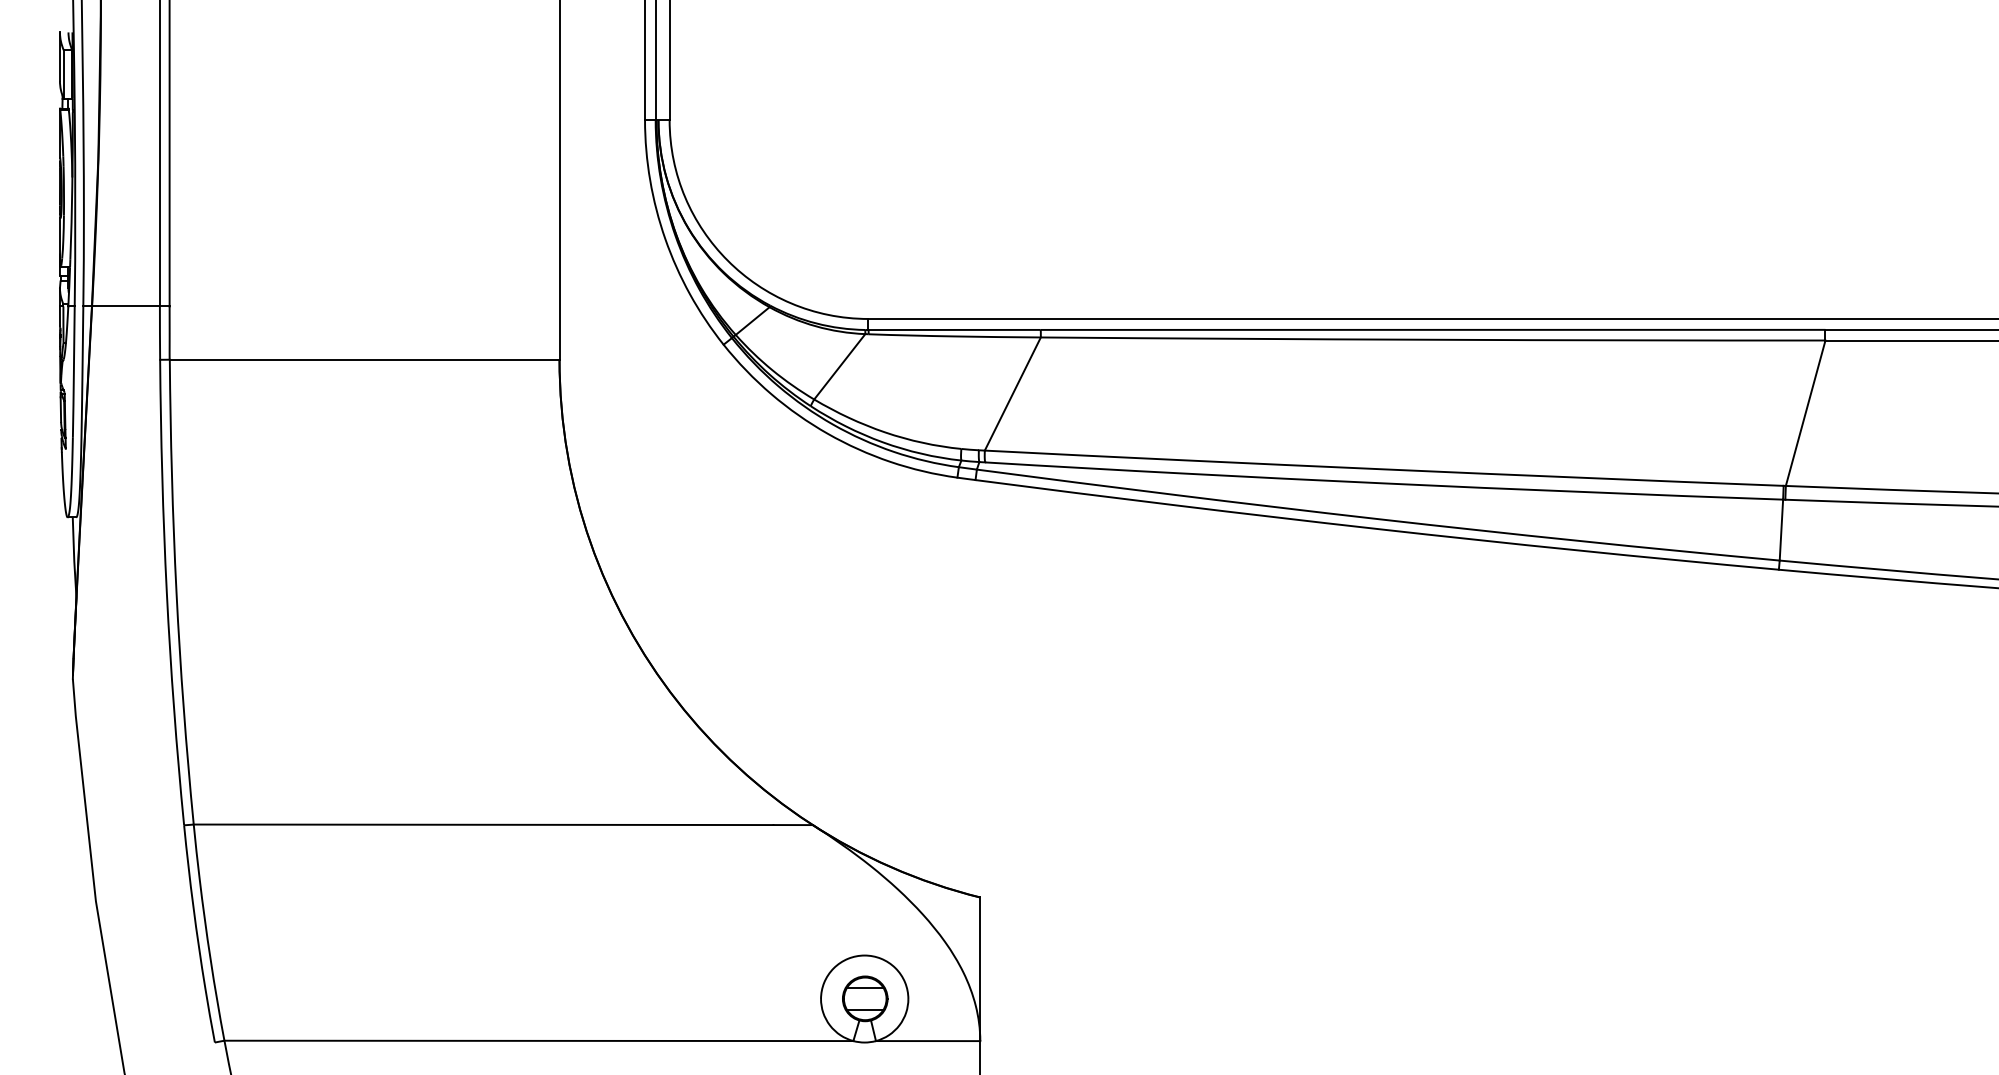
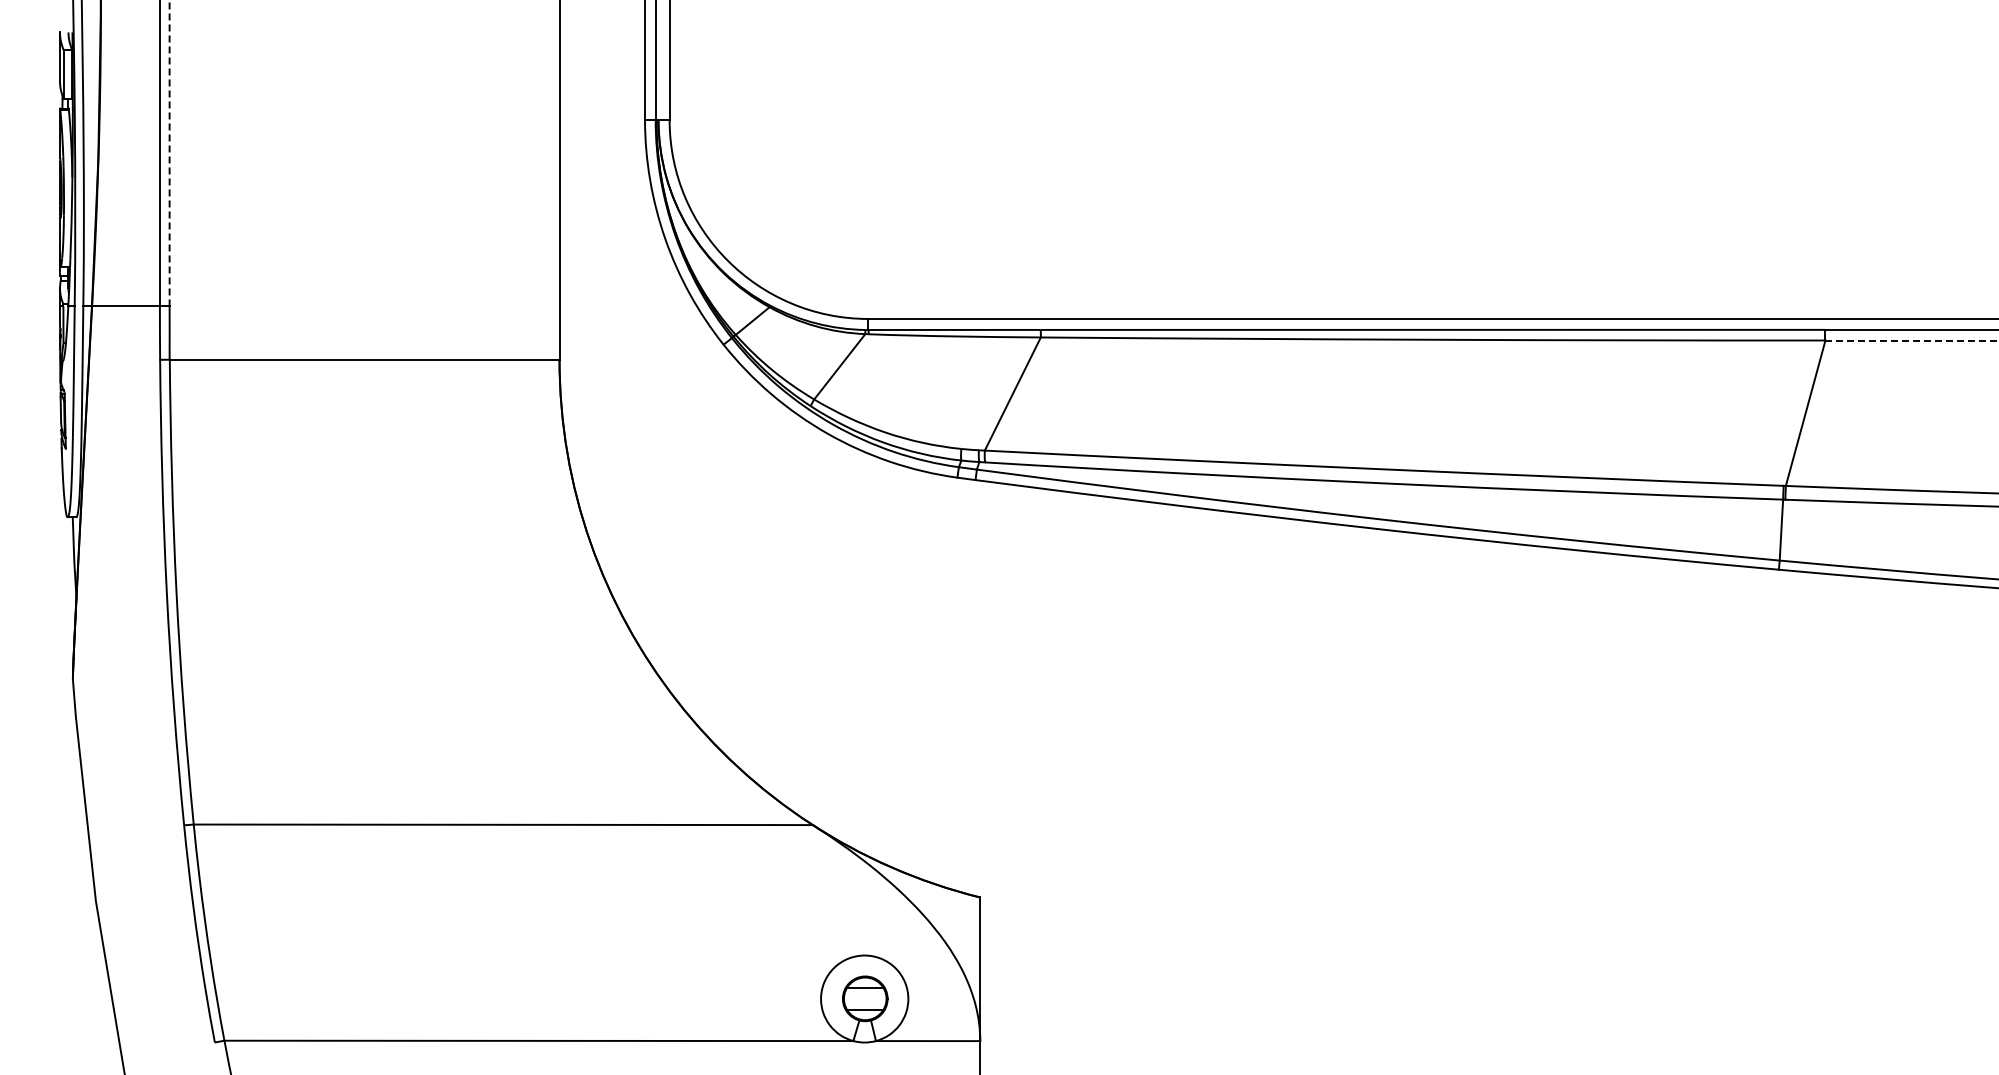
line: solid -> dashed (169, 153)
line: solid -> dashed (1912, 340)
